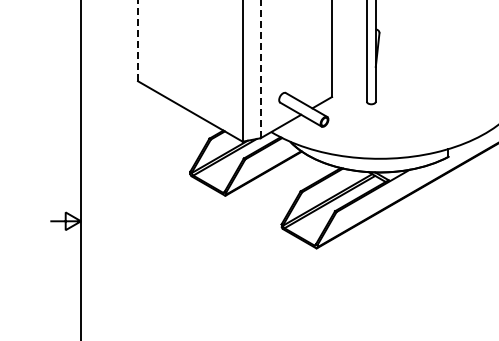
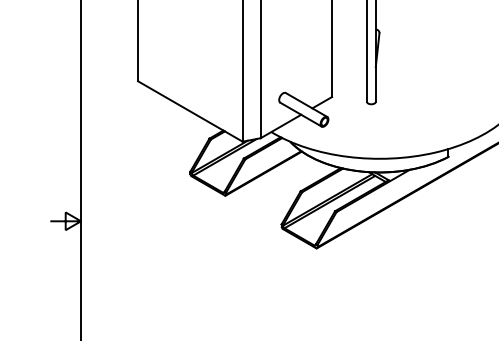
line: dashed -> solid (138, 40)
line: dashed -> solid (260, 69)
